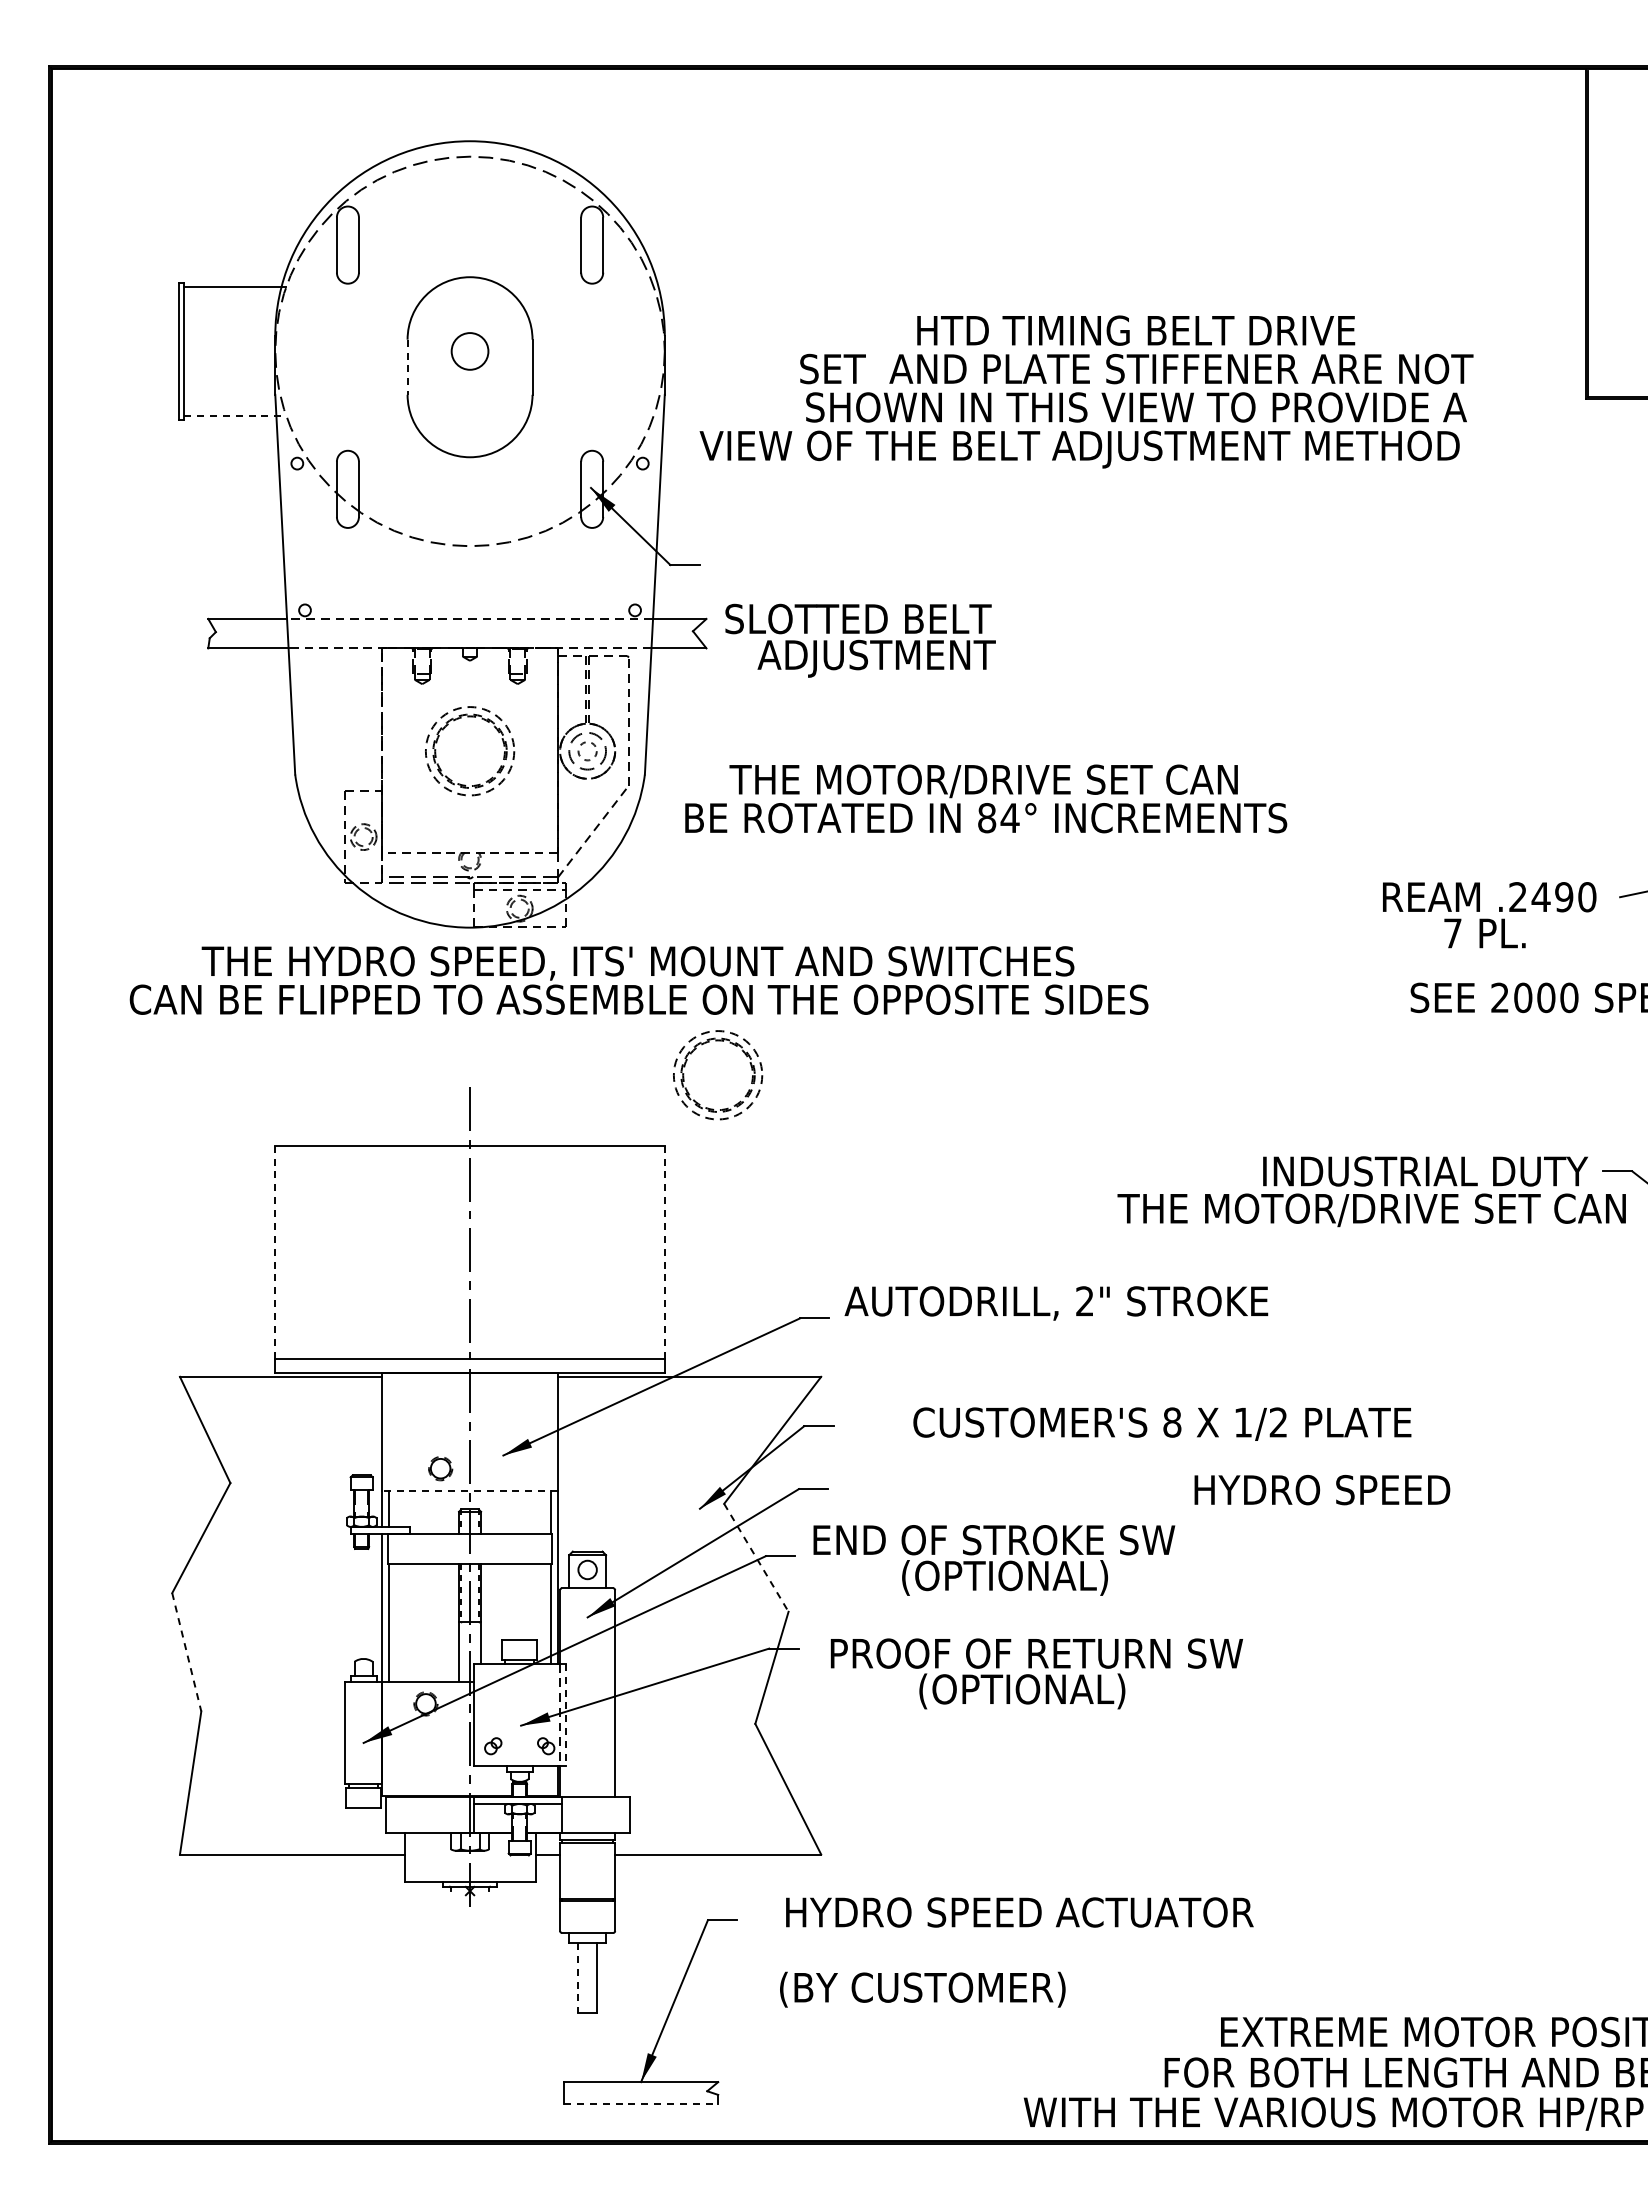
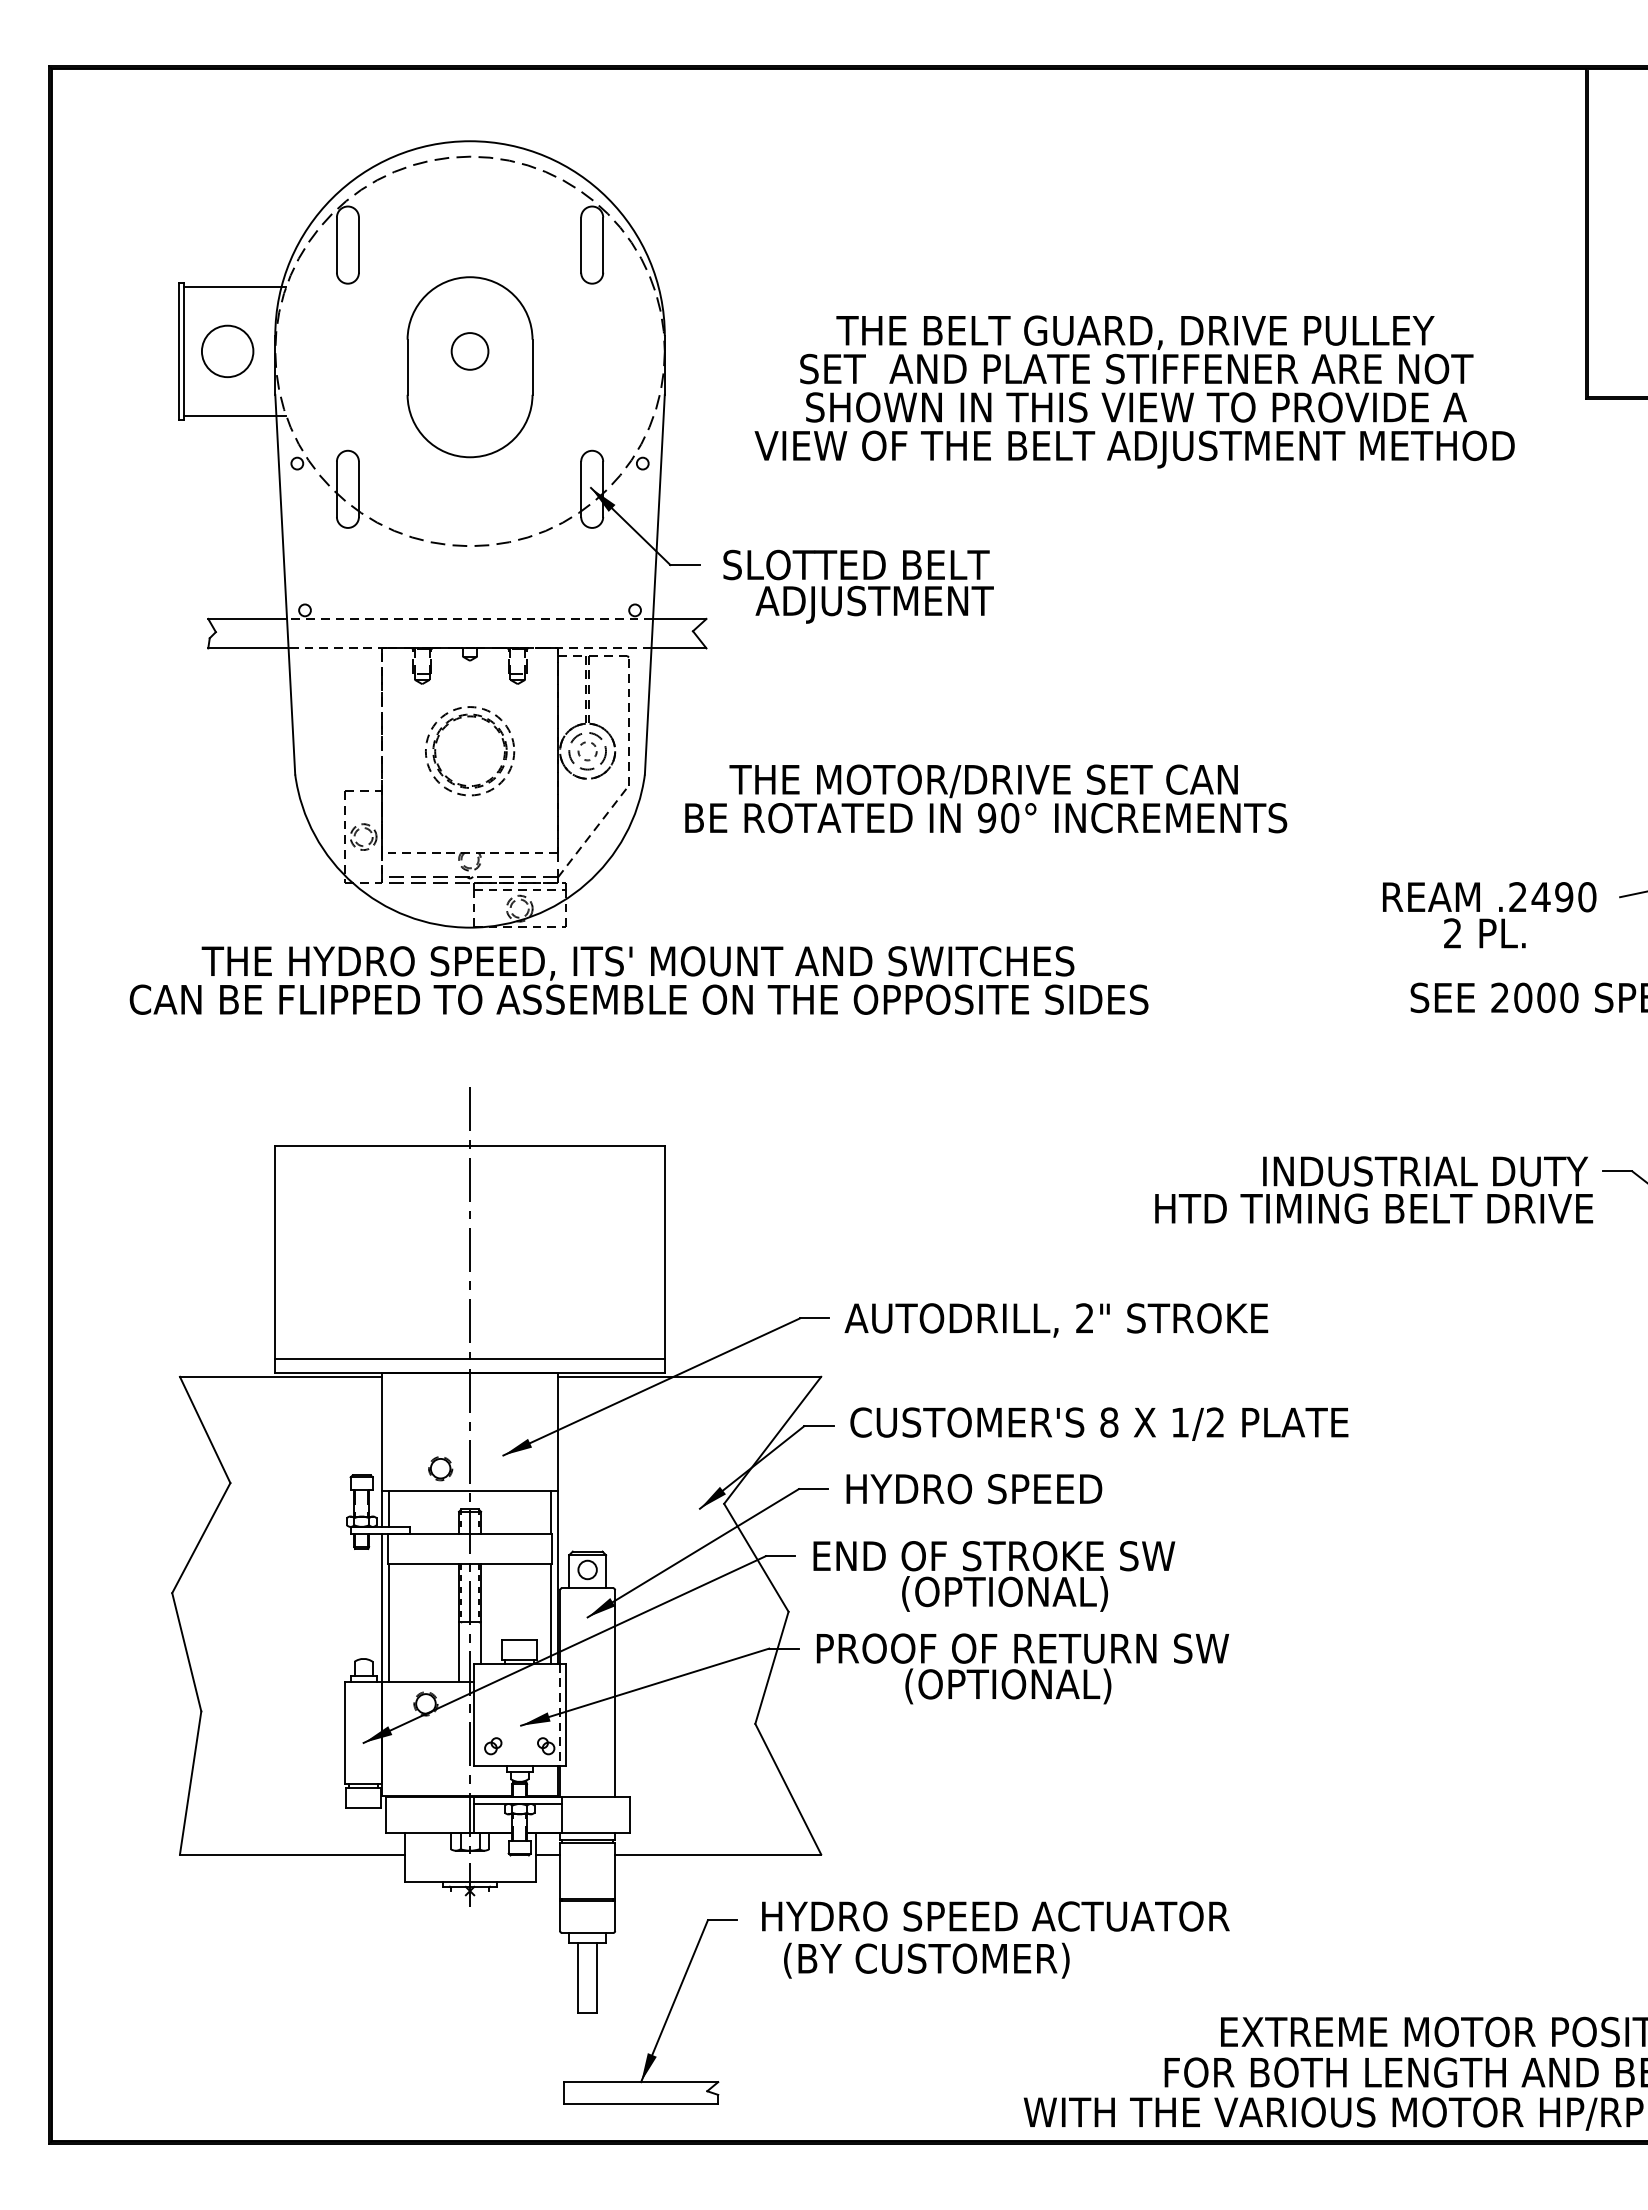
text: HTD TIMING BELT DRIVE -> THE BELT GUARD, DRIVE PULLEY (1135, 332)
circle: none -> present (227, 350)
line: dashed -> solid (407, 367)
line: dashed -> solid (235, 416)
text position: (1079, 449) -> (1134, 449) (1134, 449)
text position: (860, 640) -> (858, 586) (858, 586)
text: 84° -> 90° (998, 818)
text: 7 -> 2 (1452, 933)
part: present -> none (748, 1089)
text: THE MOTOR/DRIVE SET CAN -> HTD TIMING BELT DRIVE (1371, 1210)
line: dashed -> solid (275, 1252)
line: dashed -> solid (664, 1252)
text position: (1056, 1303) -> (1056, 1320) (1056, 1320)
text position: (1162, 1423) -> (1099, 1423) (1099, 1423)
line: dashed -> solid (469, 1490)
text position: (1322, 1490) -> (974, 1489) (974, 1489)
line: dashed -> solid (756, 1557)
text position: (994, 1560) -> (994, 1576) (994, 1576)
line: dashed -> solid (186, 1652)
text position: (1036, 1673) -> (1022, 1668) (1022, 1668)
line: dashed -> solid (565, 1715)
text position: (1019, 1912) -> (995, 1916) (995, 1916)
line: dashed -> solid (578, 1977)
text position: (922, 1989) -> (926, 1960) (926, 1960)
line: dashed -> solid (641, 2104)
